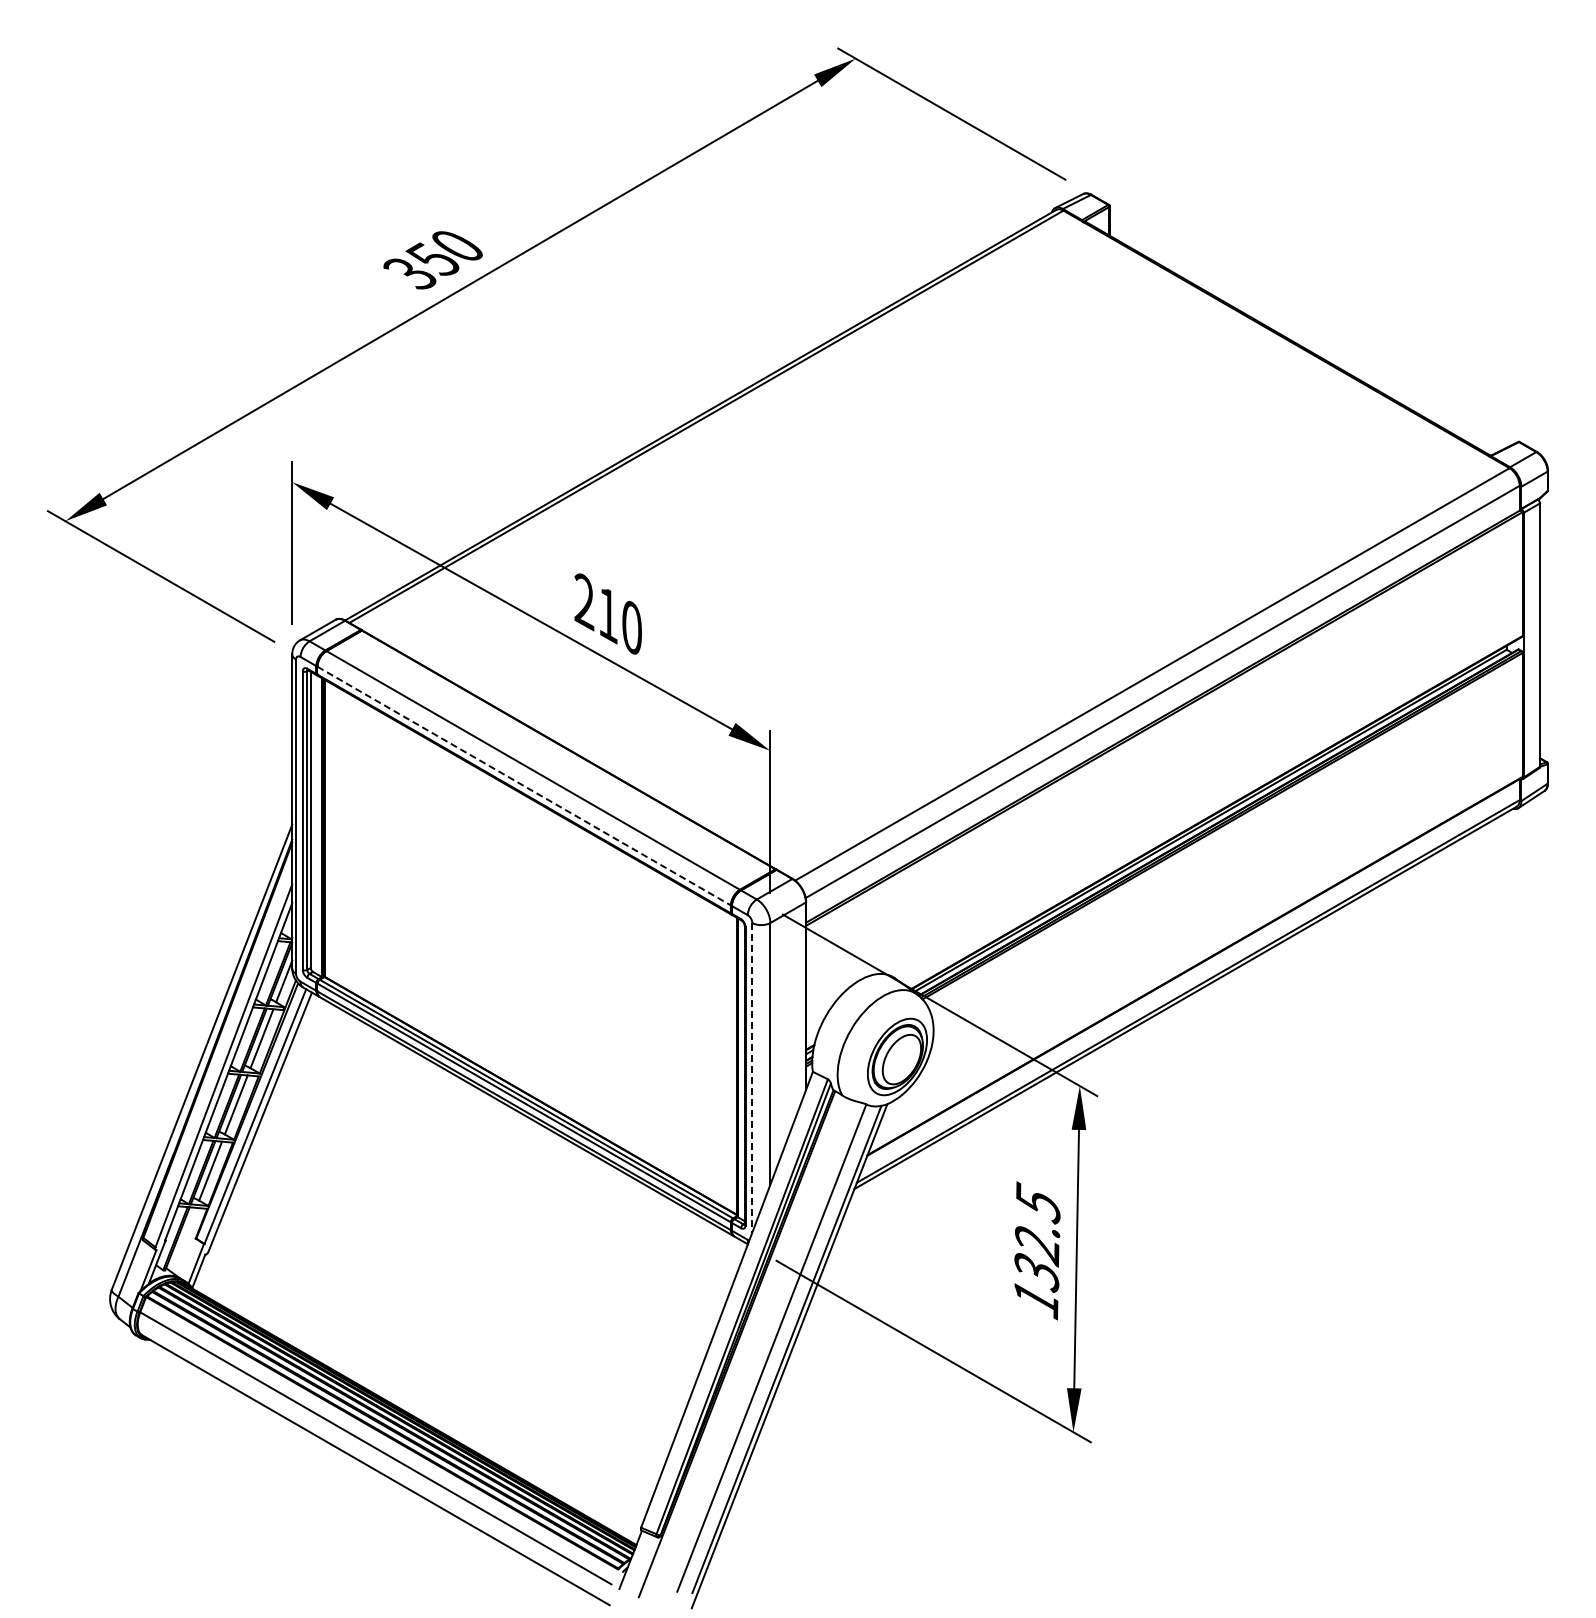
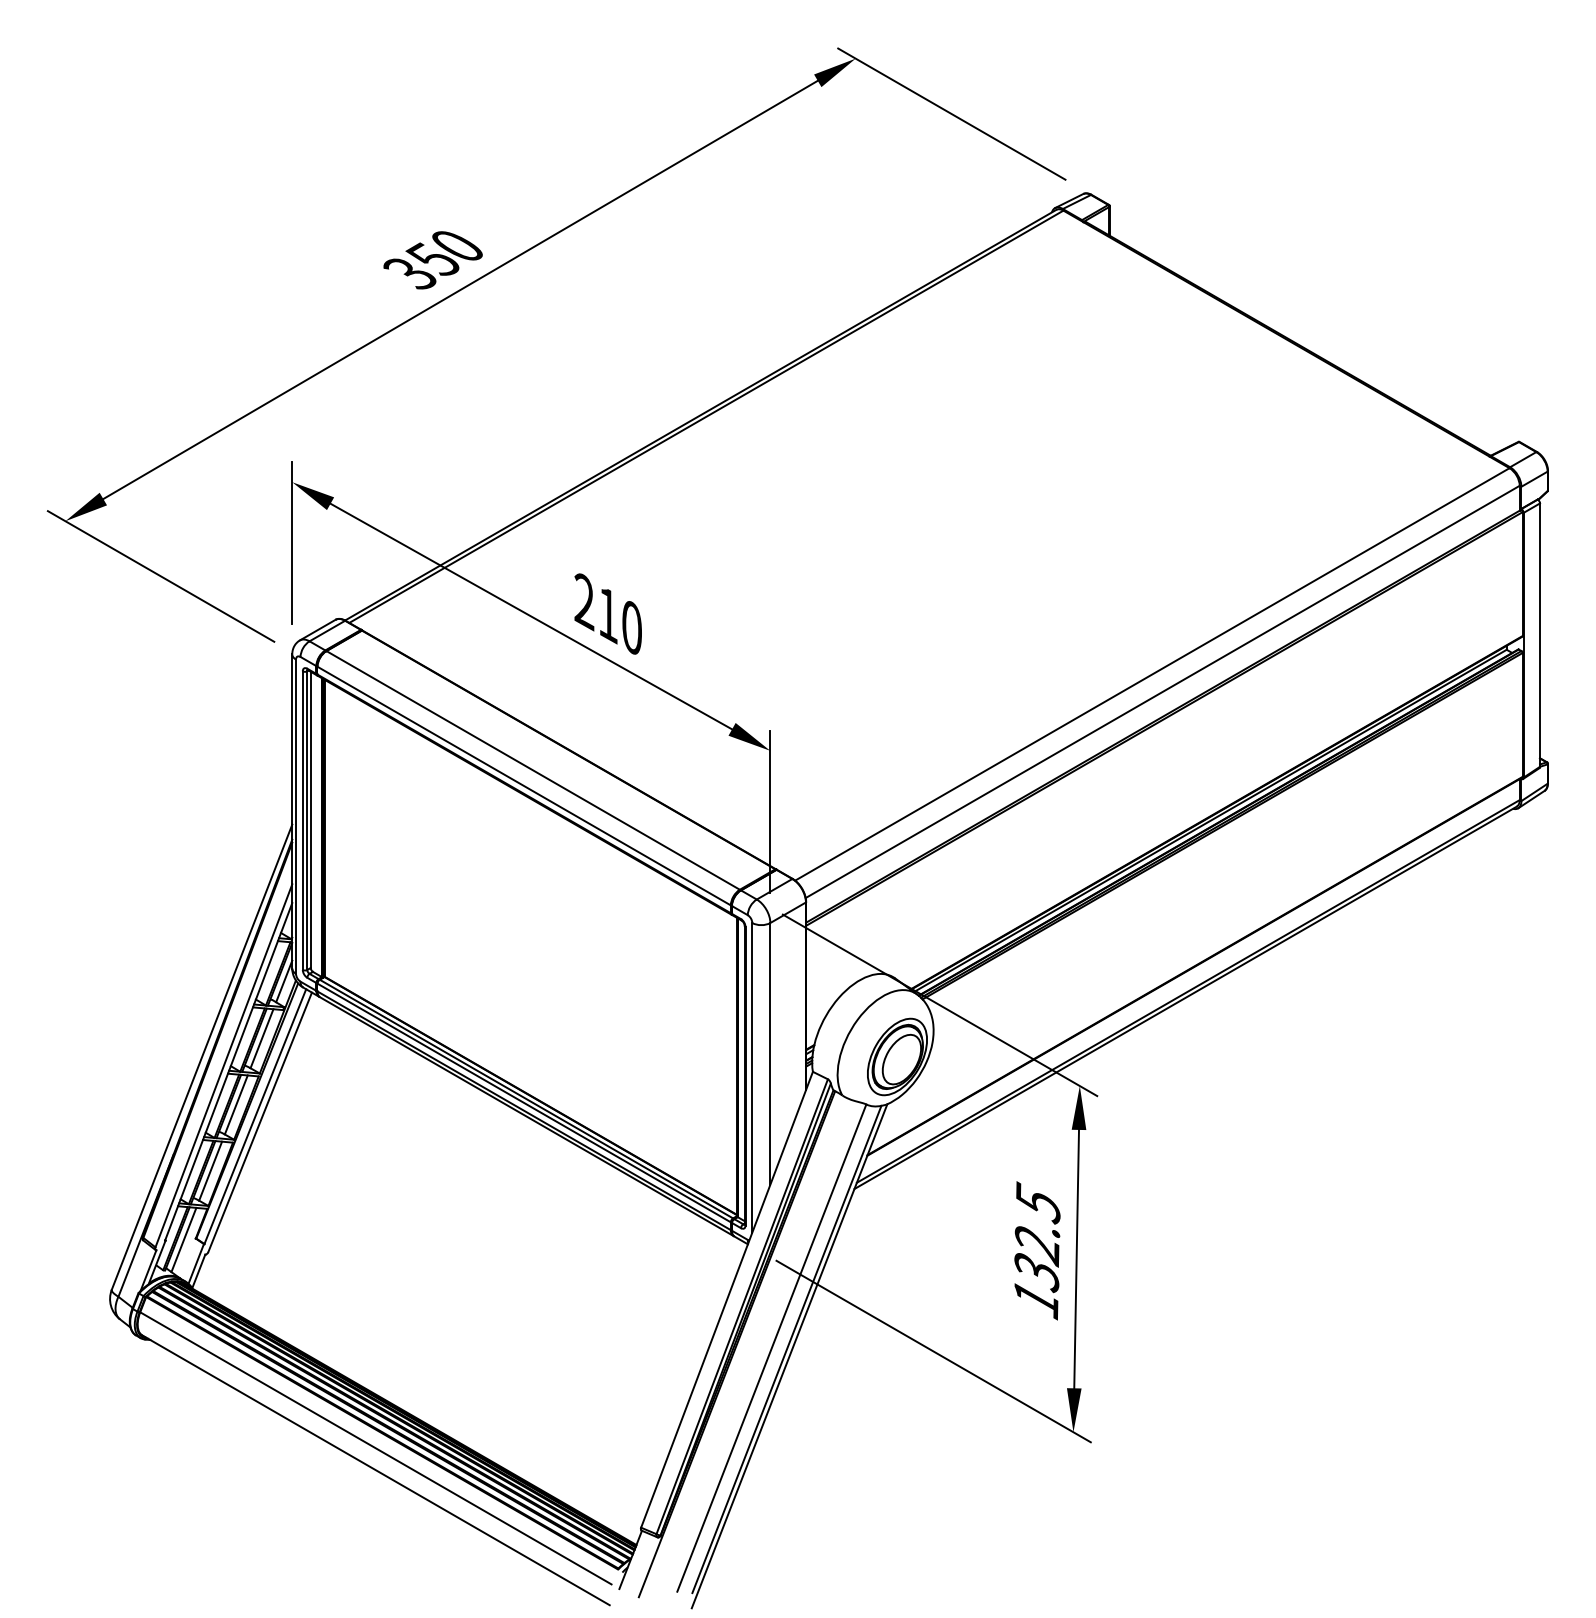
line: dashed -> solid (524, 786)
line: dashed -> solid (752, 1077)
line: none -> present (183, 1239)
